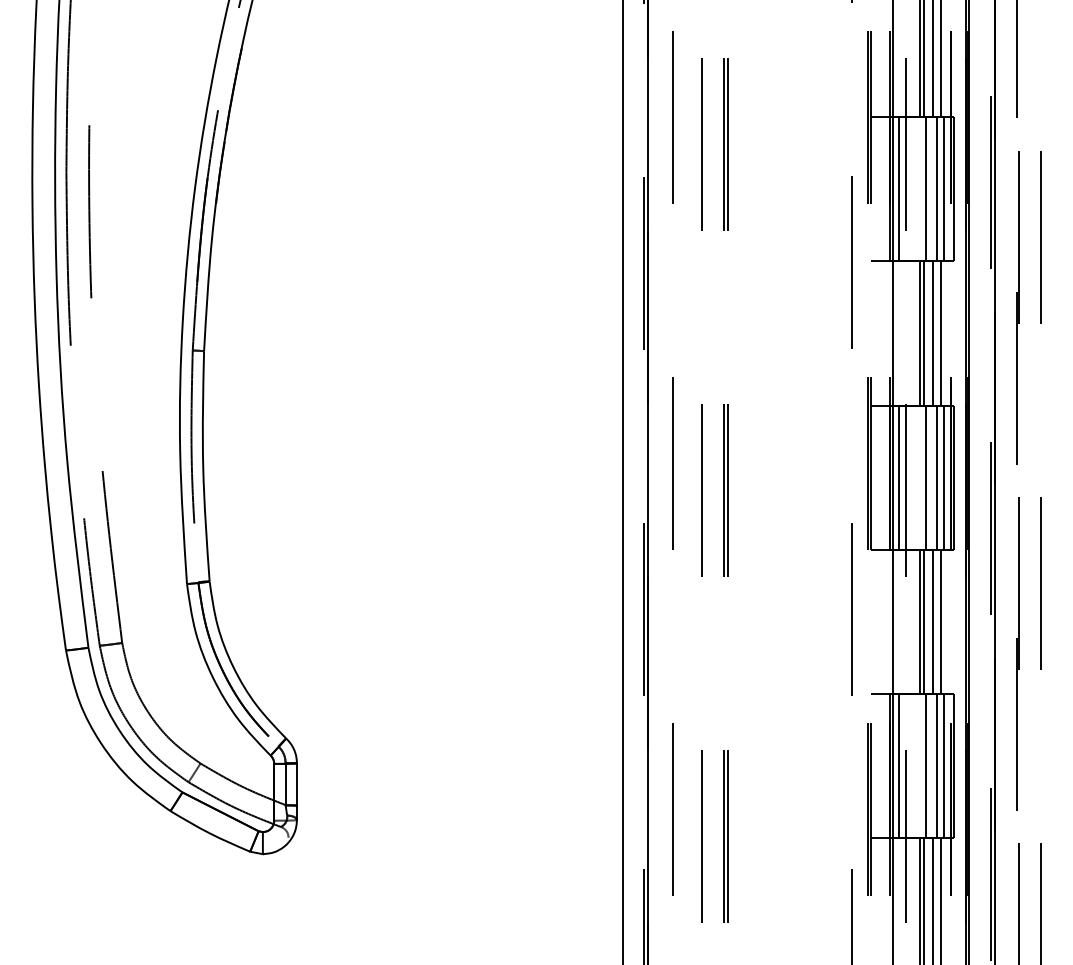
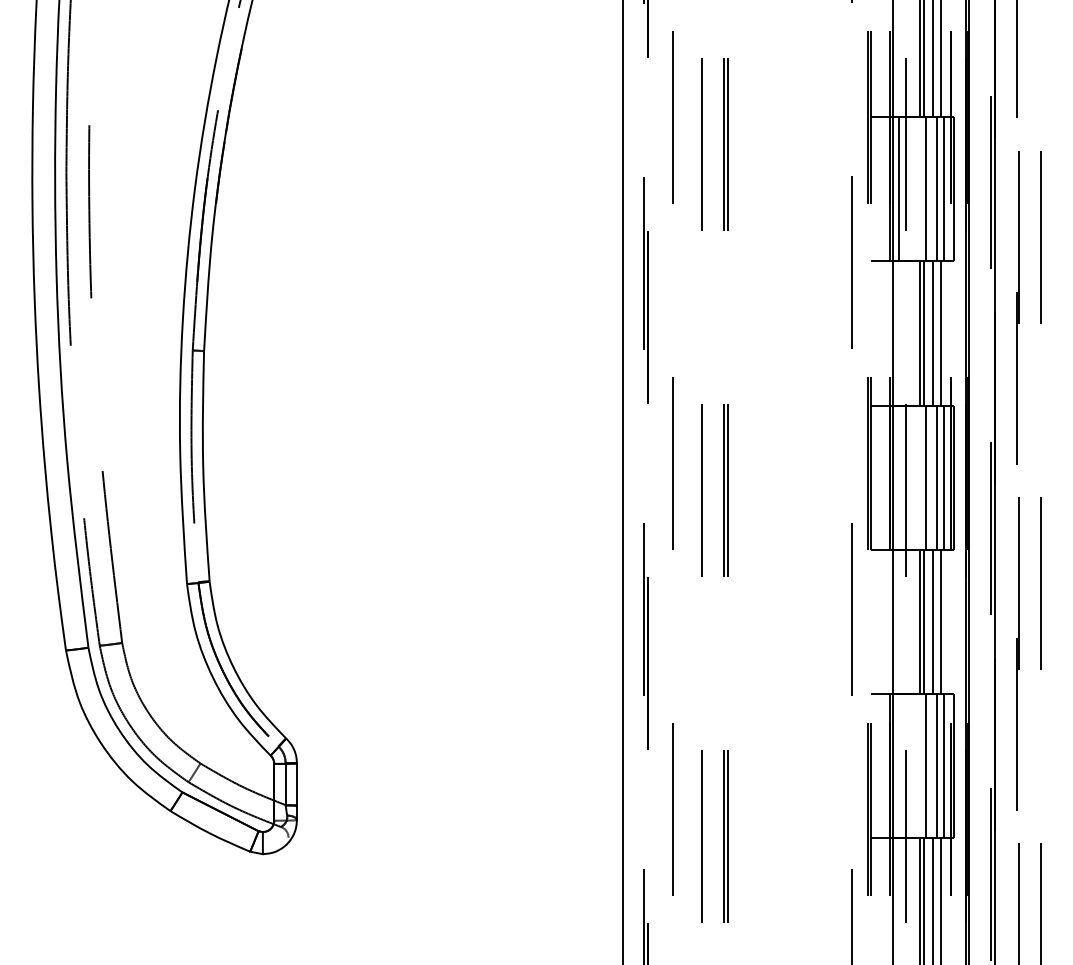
line: present -> none (898, 477)
line: solid -> dashed (648, 483)
line: present -> none (898, 766)
